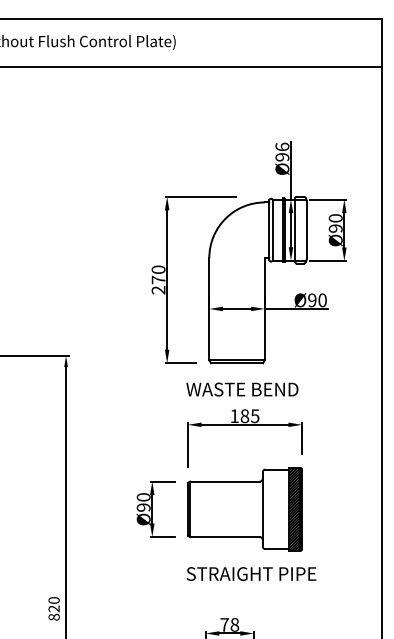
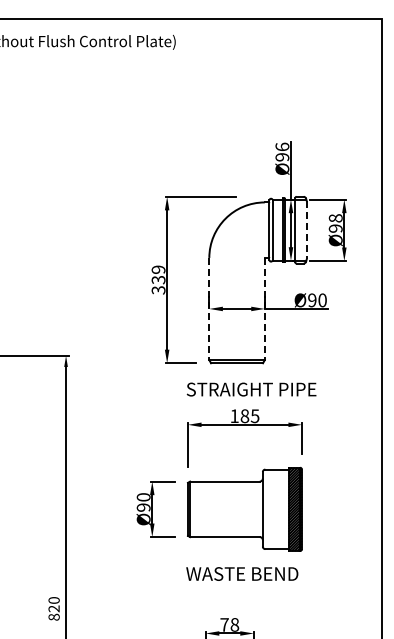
line: present -> none (192, 66)
text: 90 -> 98 (335, 218)
line: solid -> dashed (306, 230)
text: 270 -> 339 (158, 279)
line: solid -> dashed (209, 309)
line: solid -> dashed (264, 309)
text: WASTE BEND -> STRAIGHT PIPE (251, 389)
text: STRAIGHT PIPE -> WASTE BEND (251, 573)
